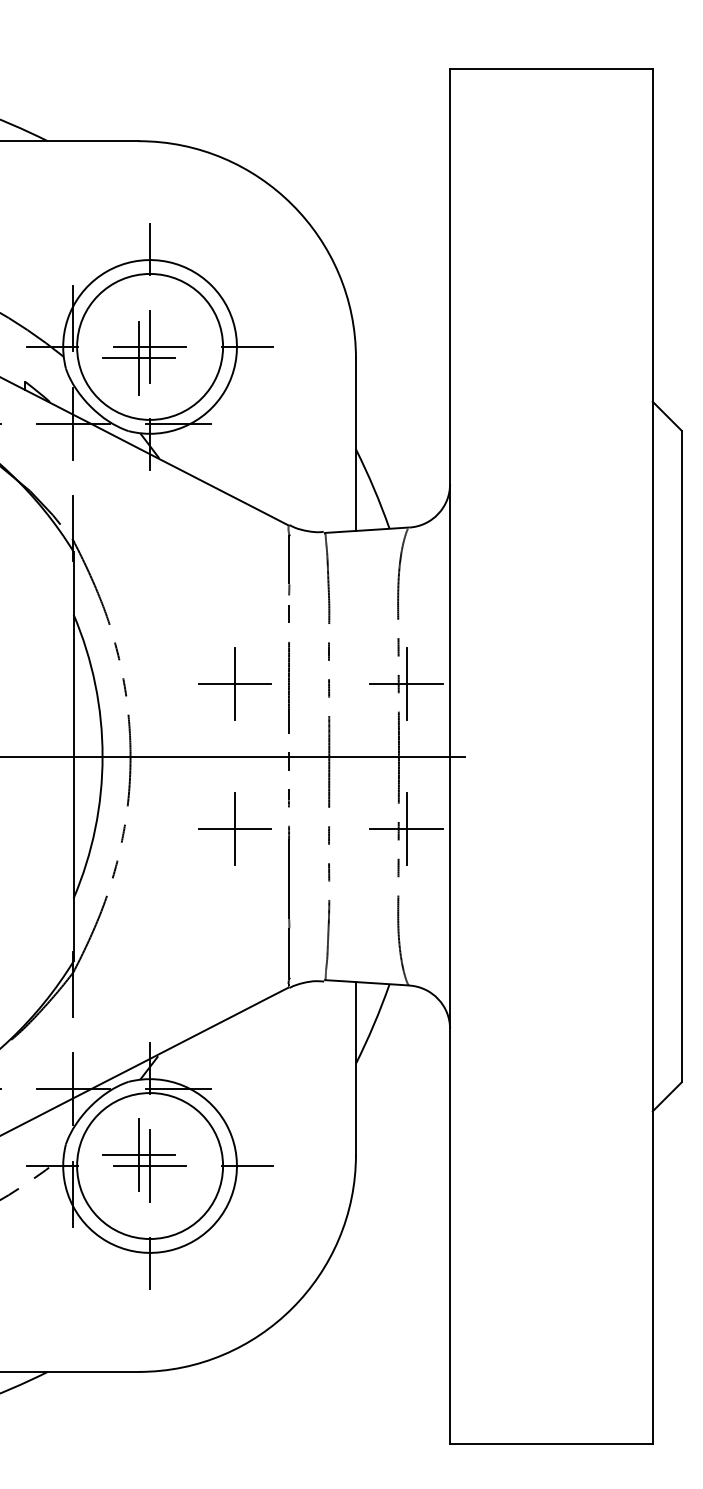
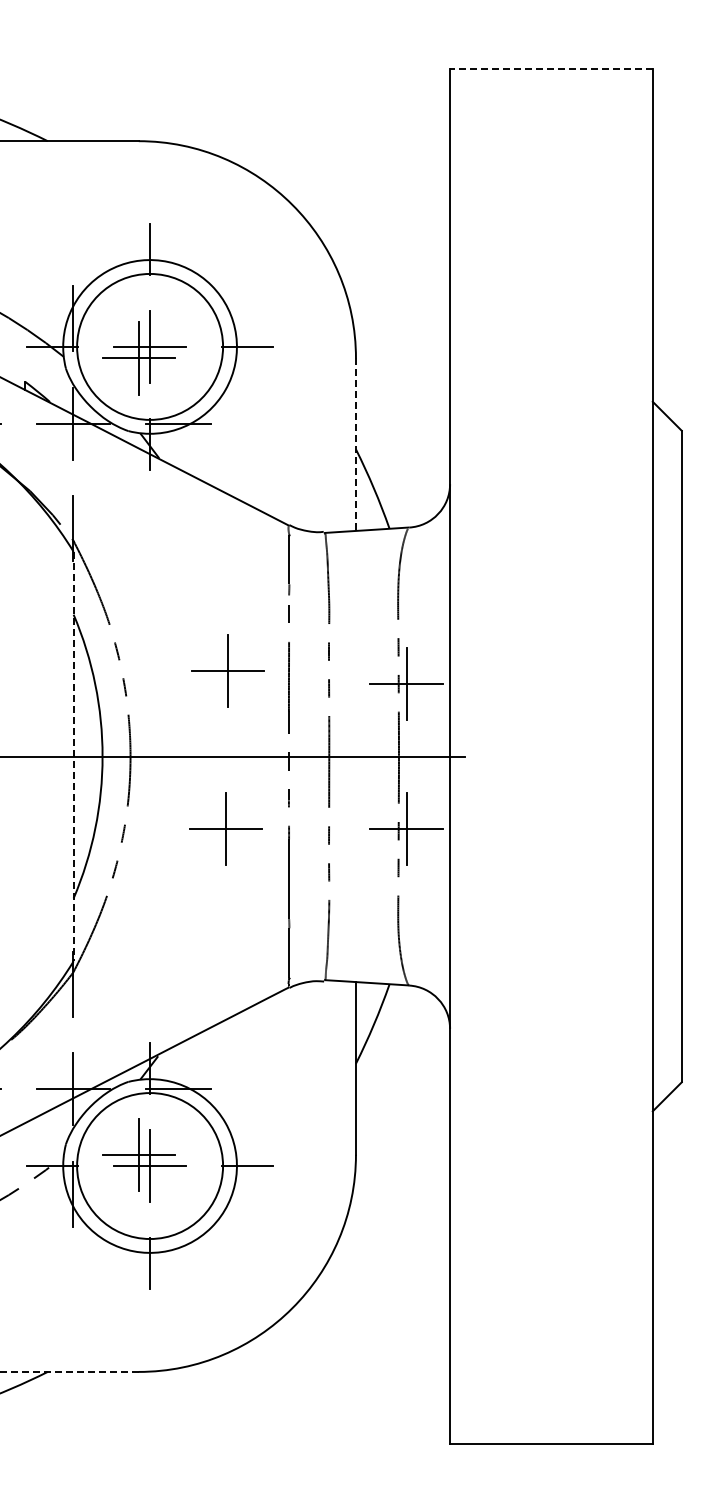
line: solid -> dashed (550, 68)
line: solid -> dashed (355, 445)
part position: (234, 683) -> (227, 670) (227, 670)
line: solid -> dashed (73, 756)
part position: (234, 828) -> (225, 828) (225, 828)
line: solid -> dashed (69, 1371)
